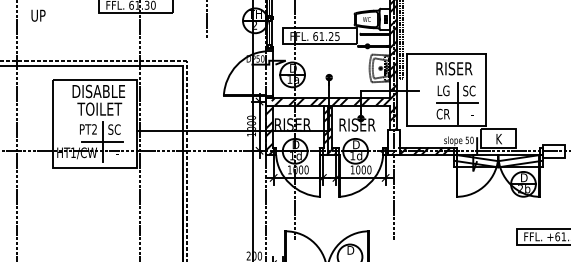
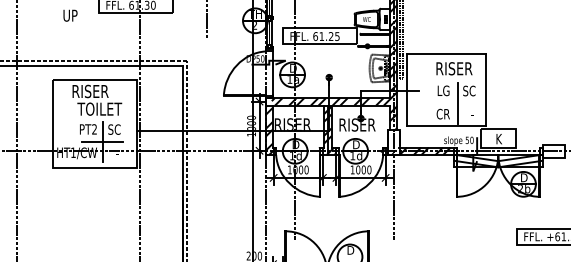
text position: (38, 15) -> (70, 15) (70, 15)
text: DISABLE -> RISER (99, 91)
line: present -> none (457, 103)
